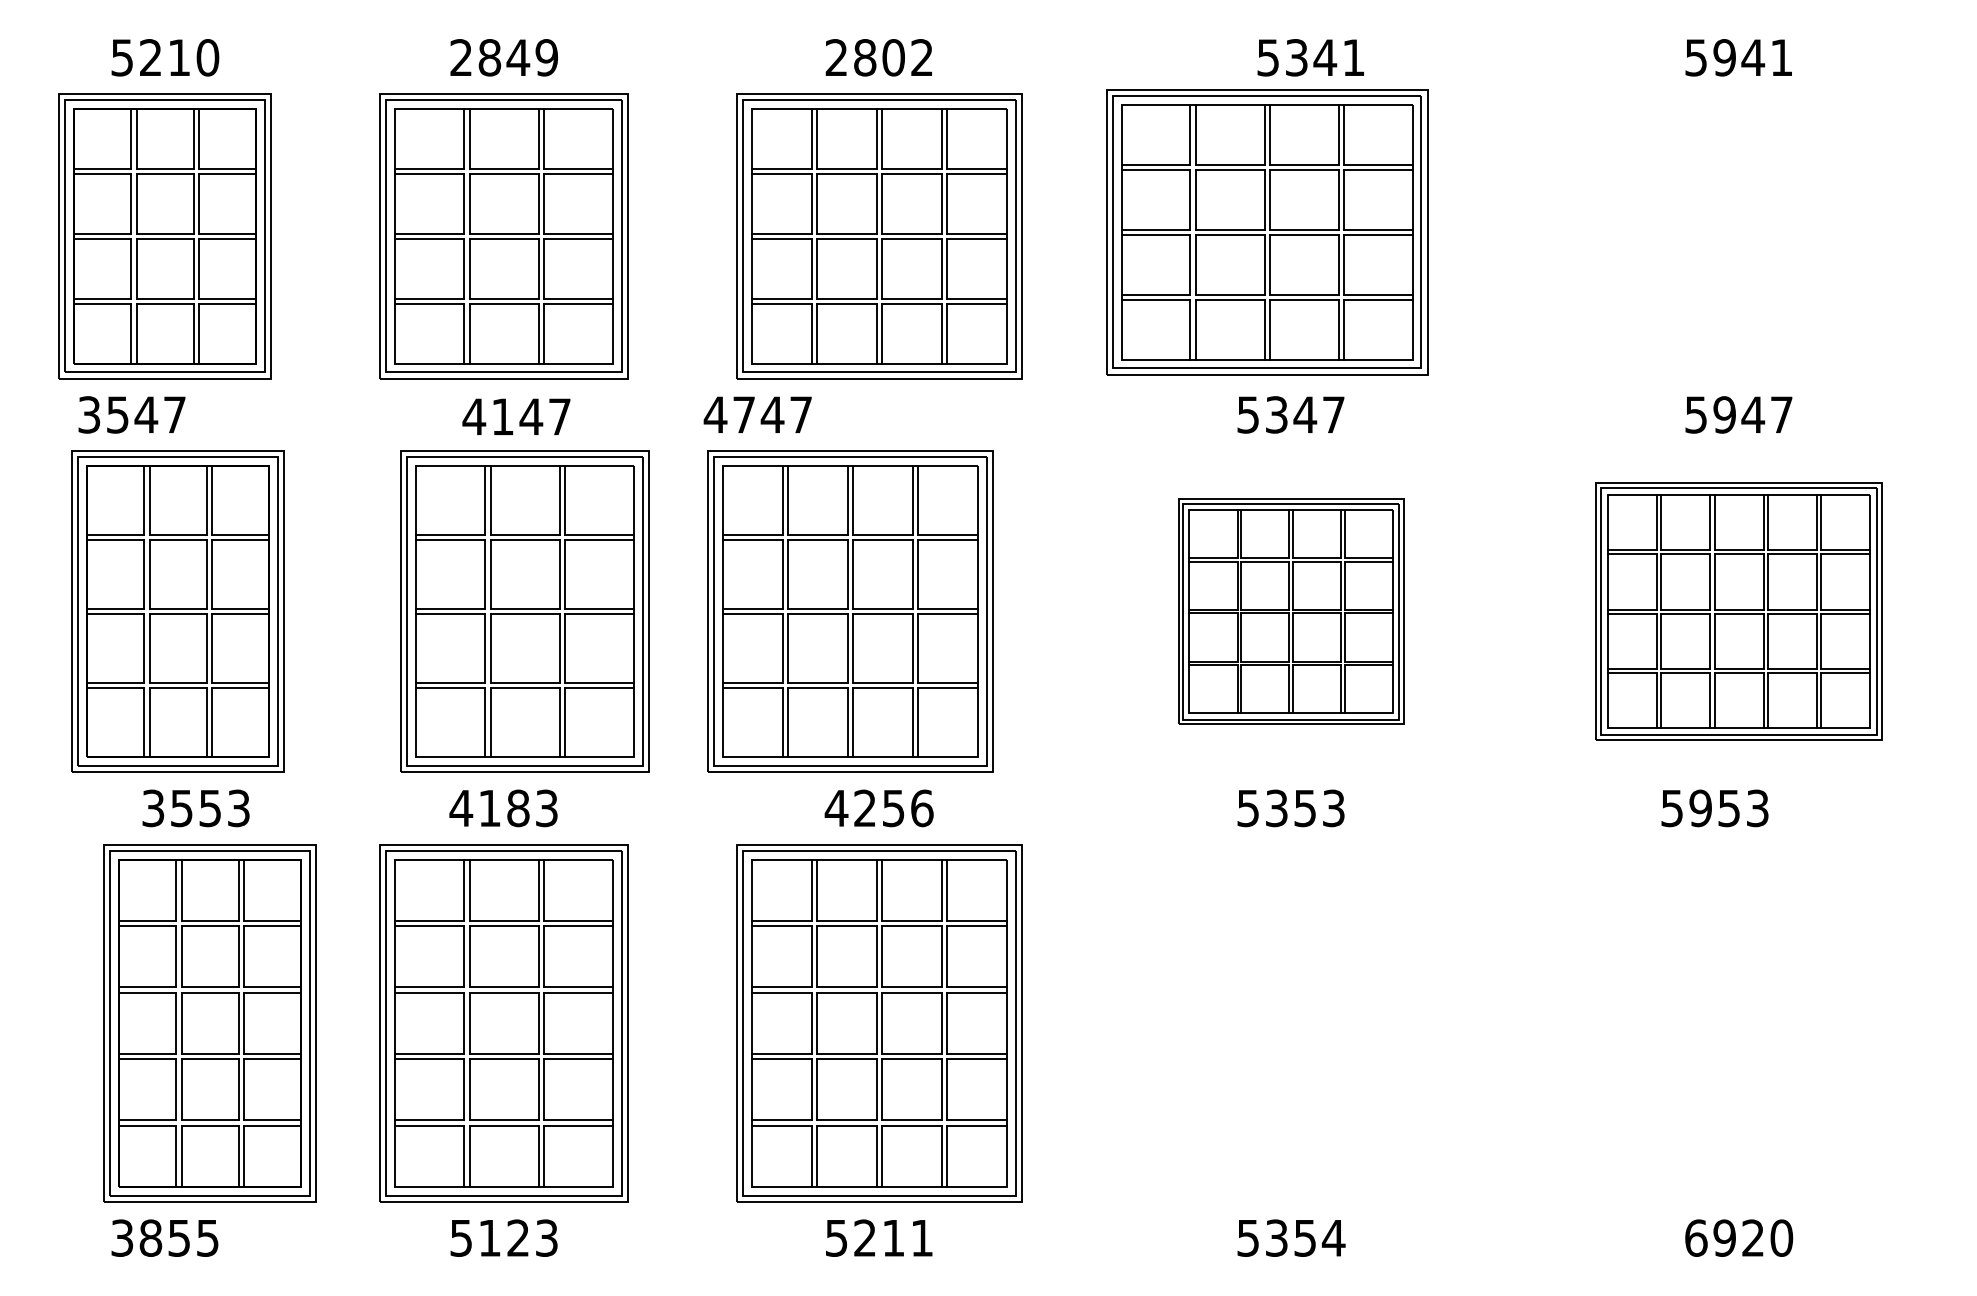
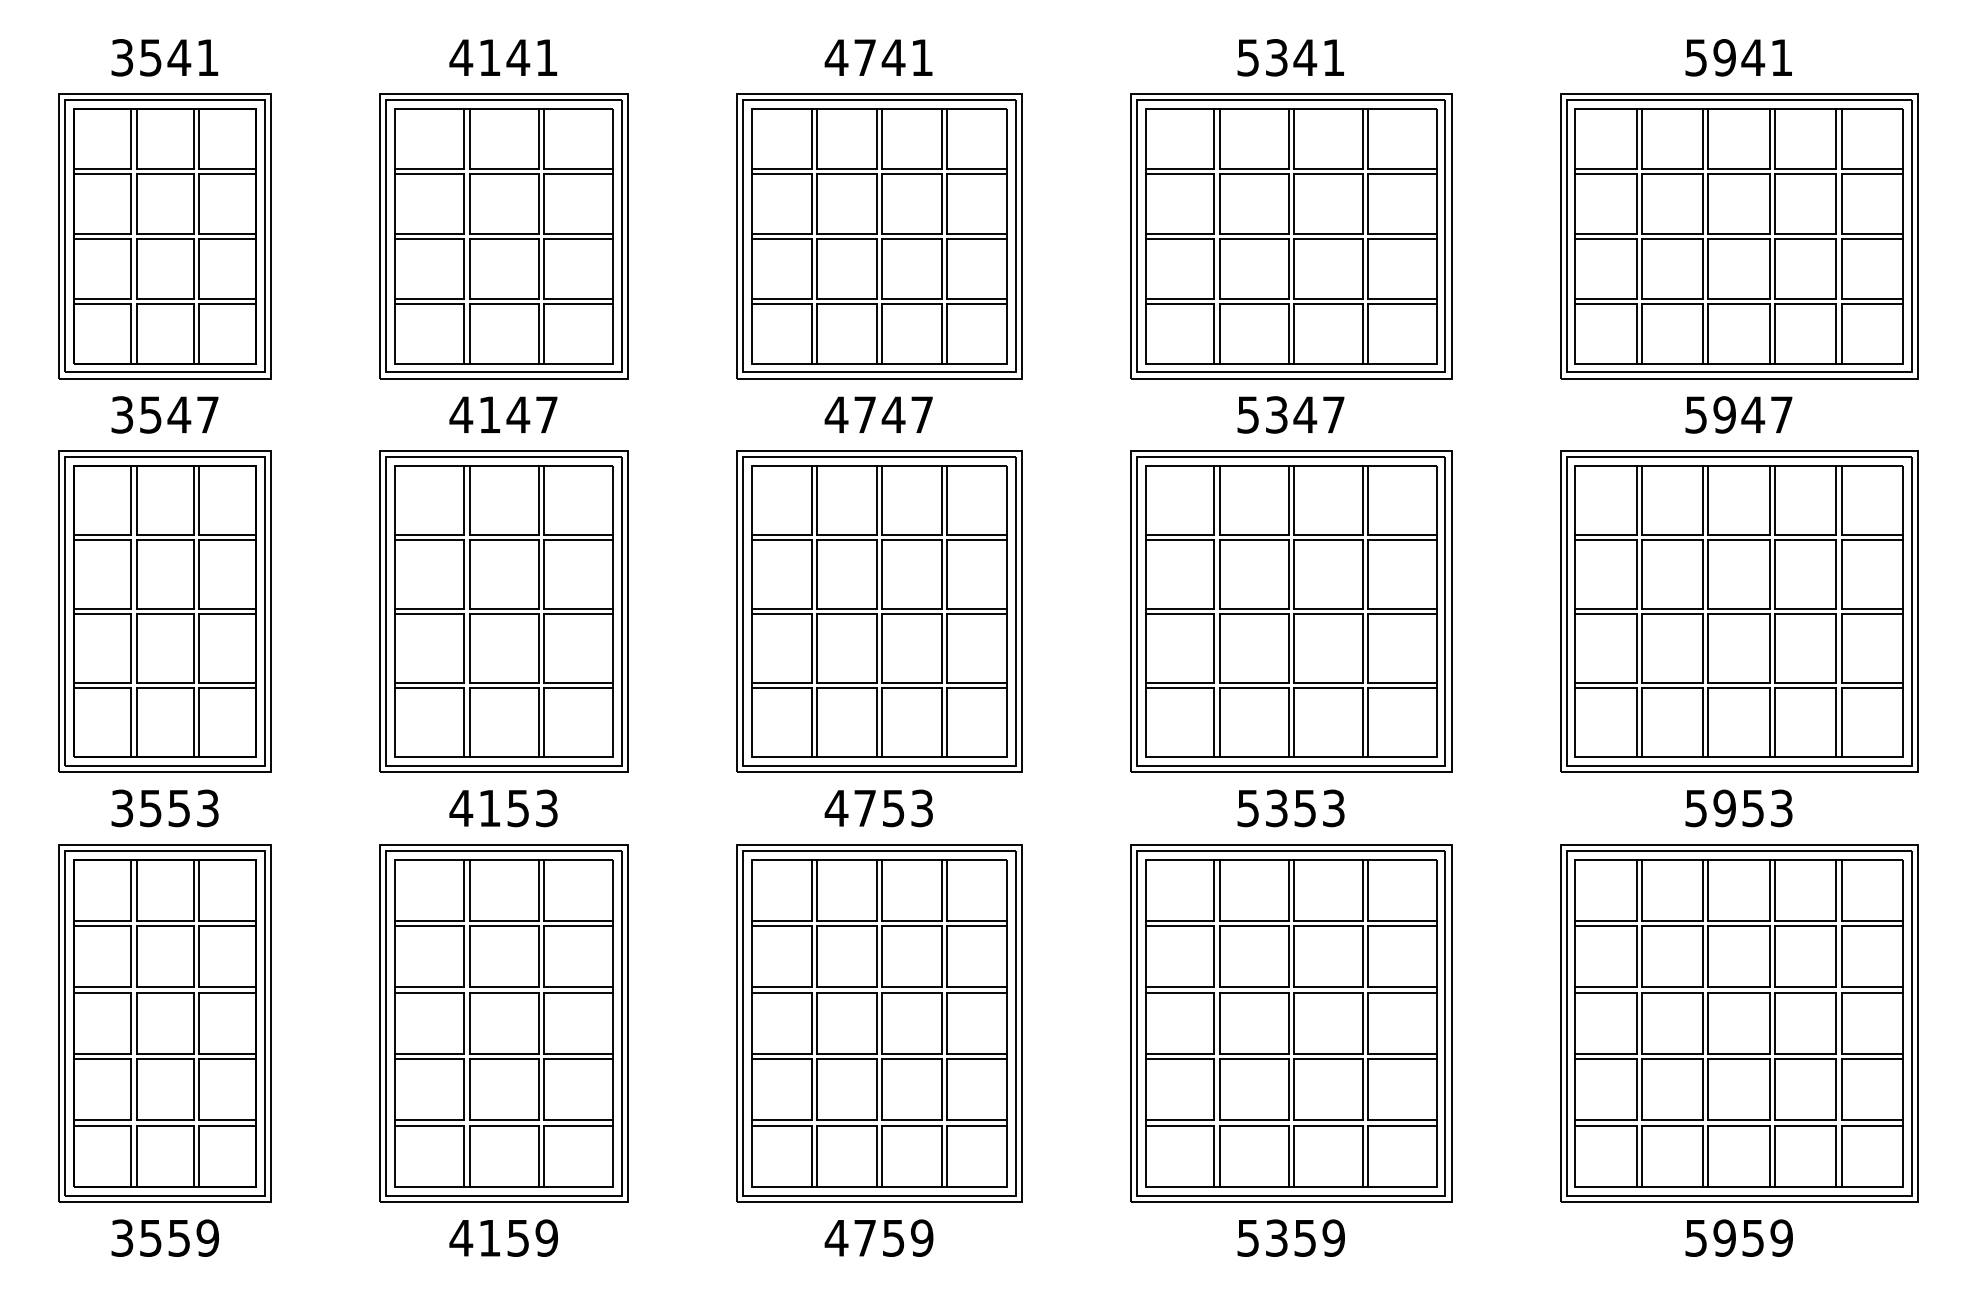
text: 5210 -> 3541 (165, 57)
text: 2849 -> 4141 (503, 57)
text: 2802 -> 4741 (878, 57)
text position: (1310, 57) -> (1290, 57) (1290, 57)
part position: (1267, 232) -> (1291, 236) (1291, 236)
part: none -> present (1739, 236)
text position: (131, 414) -> (164, 414) (164, 414)
text position: (757, 414) -> (878, 414) (878, 414)
text position: (516, 416) -> (503, 414) (503, 414)
part position: (177, 611) -> (164, 611) (164, 611)
part position: (524, 611) -> (503, 611) (503, 611)
part position: (850, 611) -> (879, 611) (879, 611)
part size: 227x227 px -> 323x323 px (1291, 611)
part size: 288x259 px -> 359x323 px (1739, 611)
text position: (195, 808) -> (164, 808) (164, 808)
text: 4183 -> 4153 (518, 808)
text: 4256 -> 4753 (893, 808)
text position: (1714, 808) -> (1738, 808) (1738, 808)
part position: (209, 1023) -> (164, 1023) (164, 1023)
part: none -> present (1291, 1023)
part: none -> present (1739, 1023)
text: 3855 -> 3559 (179, 1237)
text: 5123 -> 4159 (503, 1237)
text: 5211 -> 4759 (878, 1237)
text: 5354 -> 5359 (1333, 1237)
text: 6920 -> 5959 (1739, 1237)
